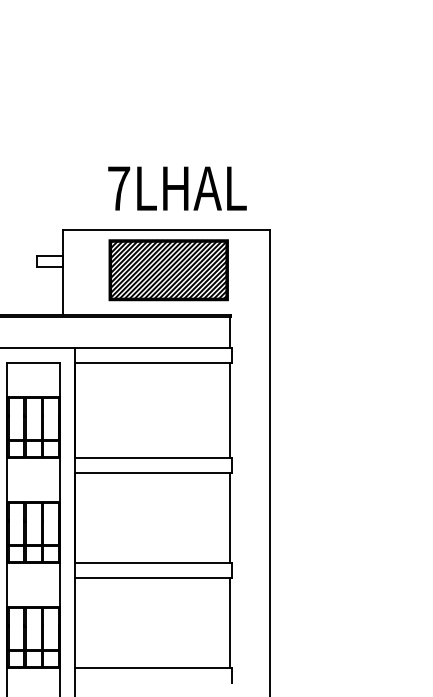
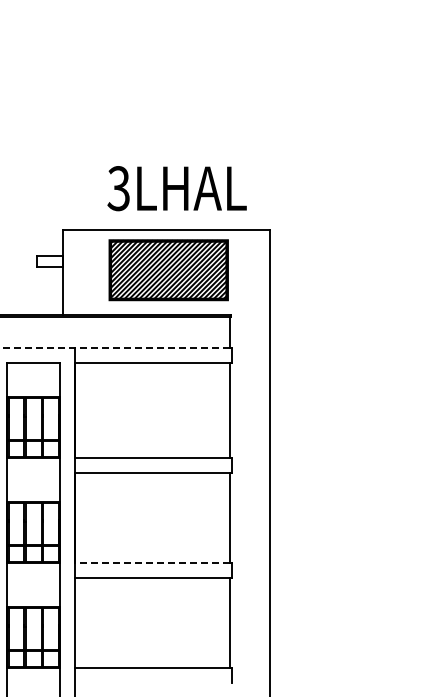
text: 7LHAL -> 3LHAL (118, 188)
line: solid -> dashed (114, 348)
line: solid -> dashed (151, 563)
